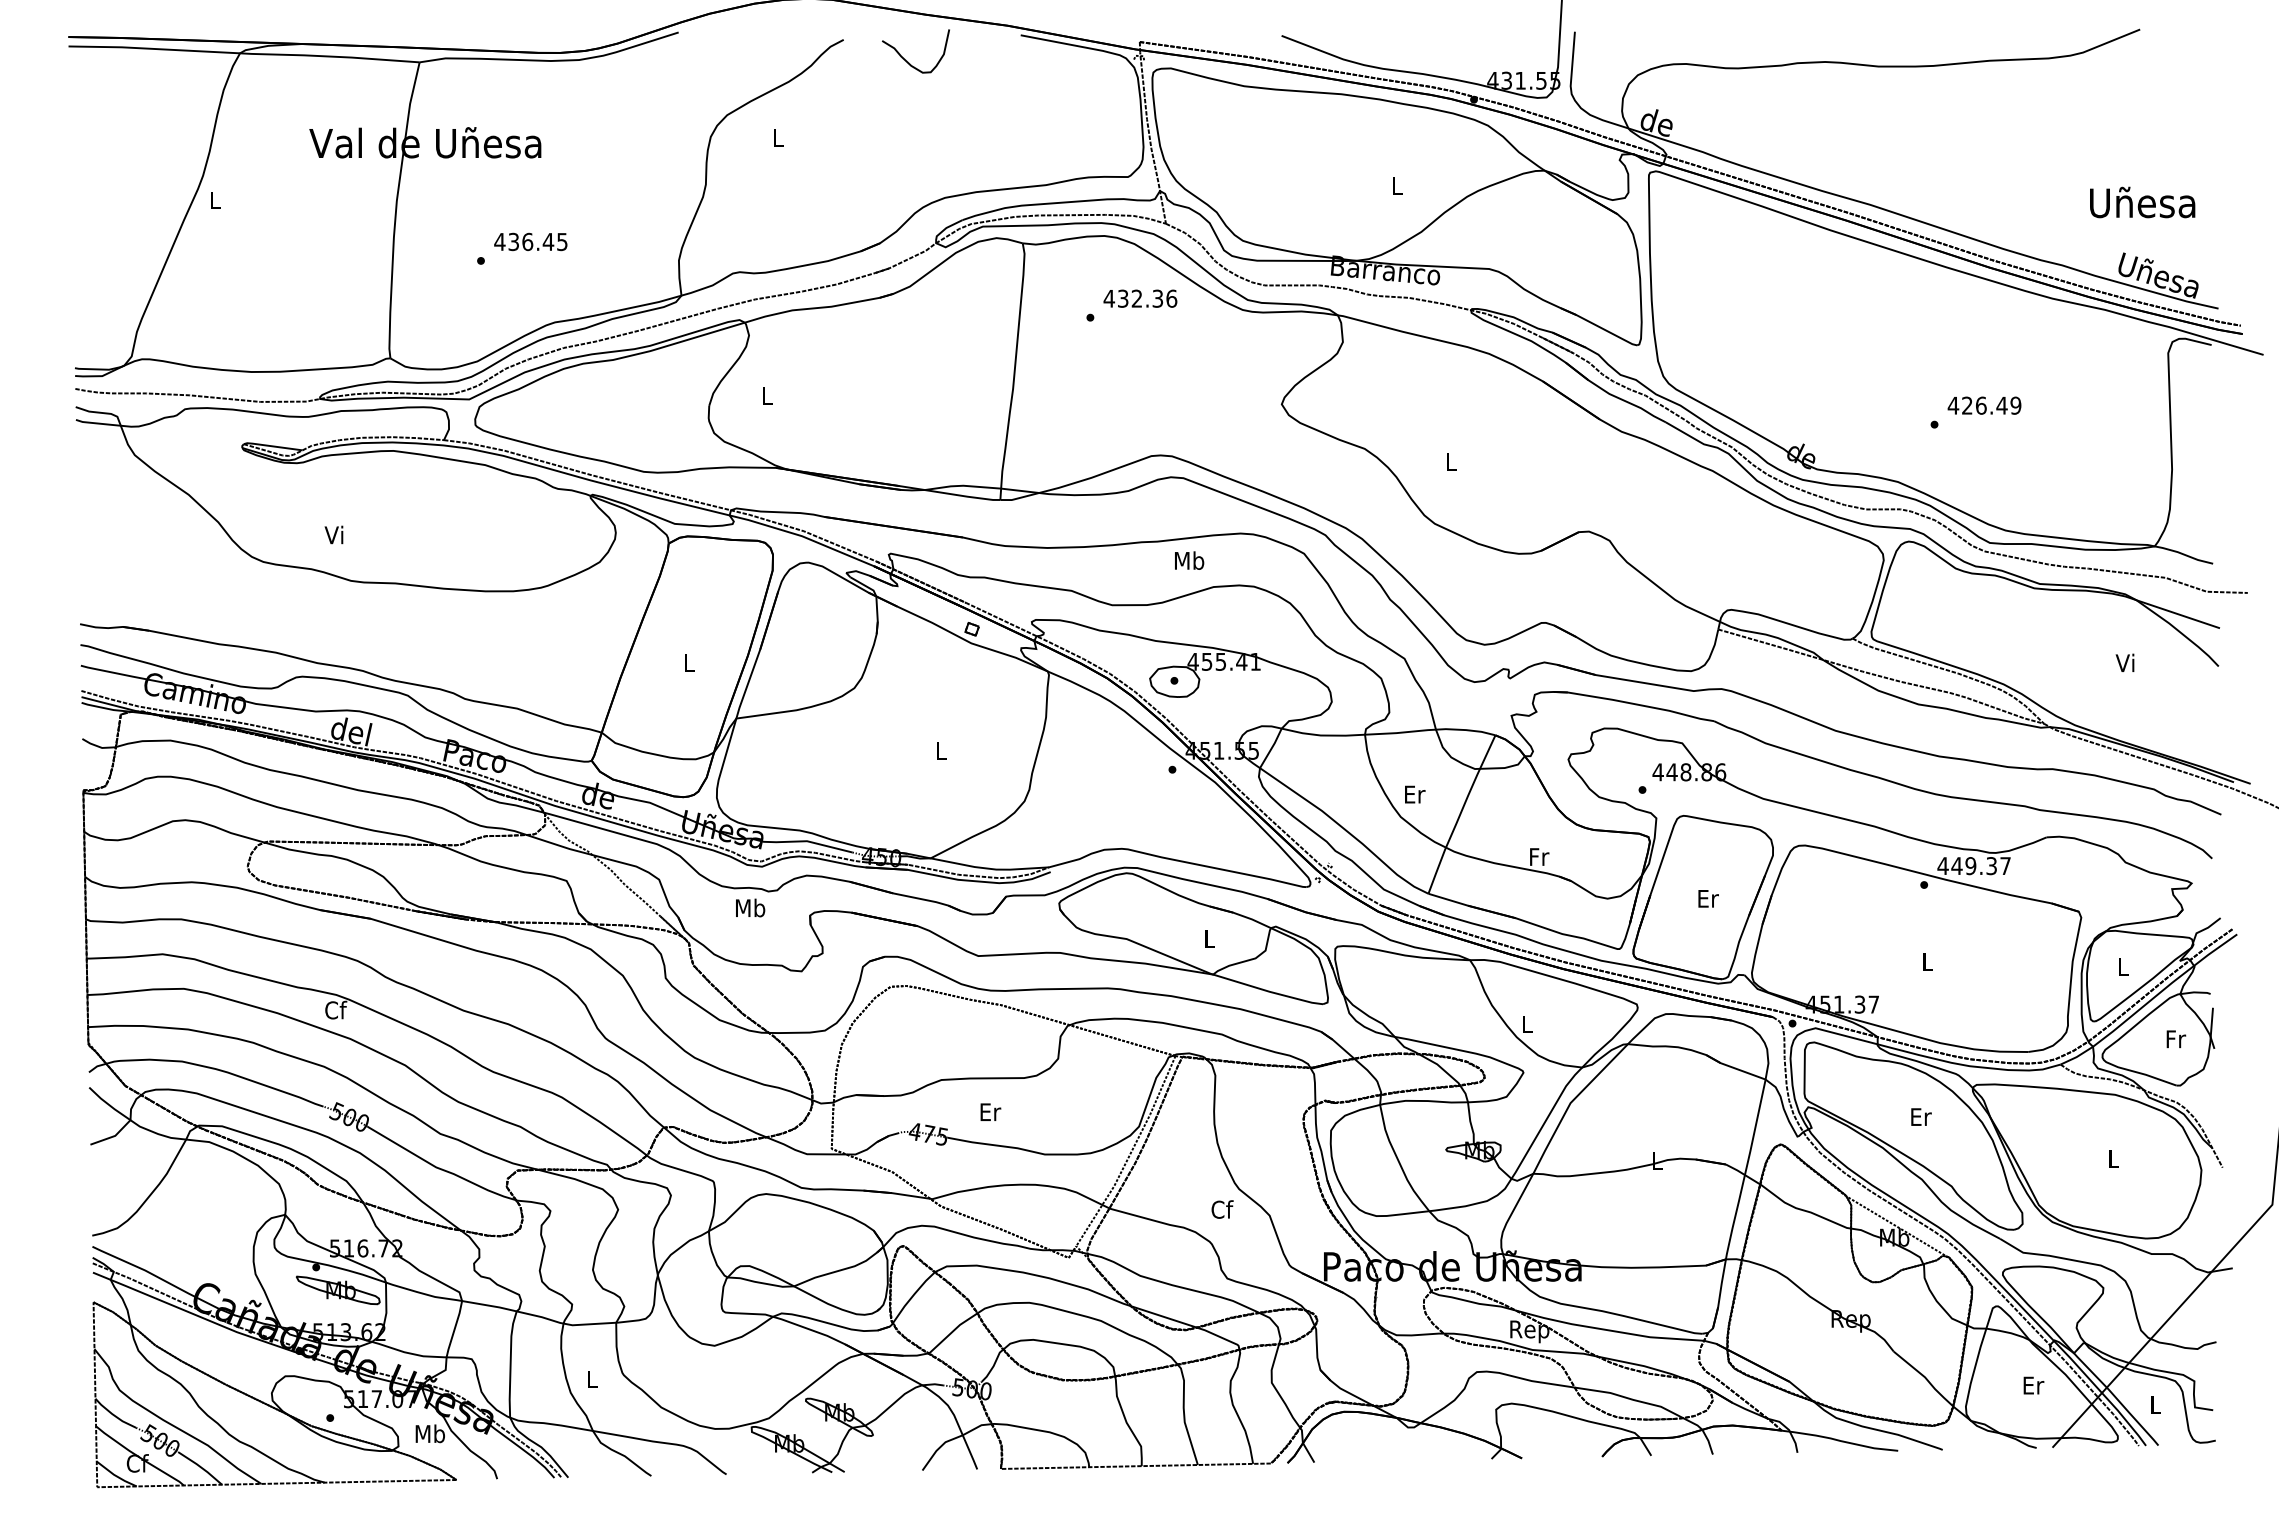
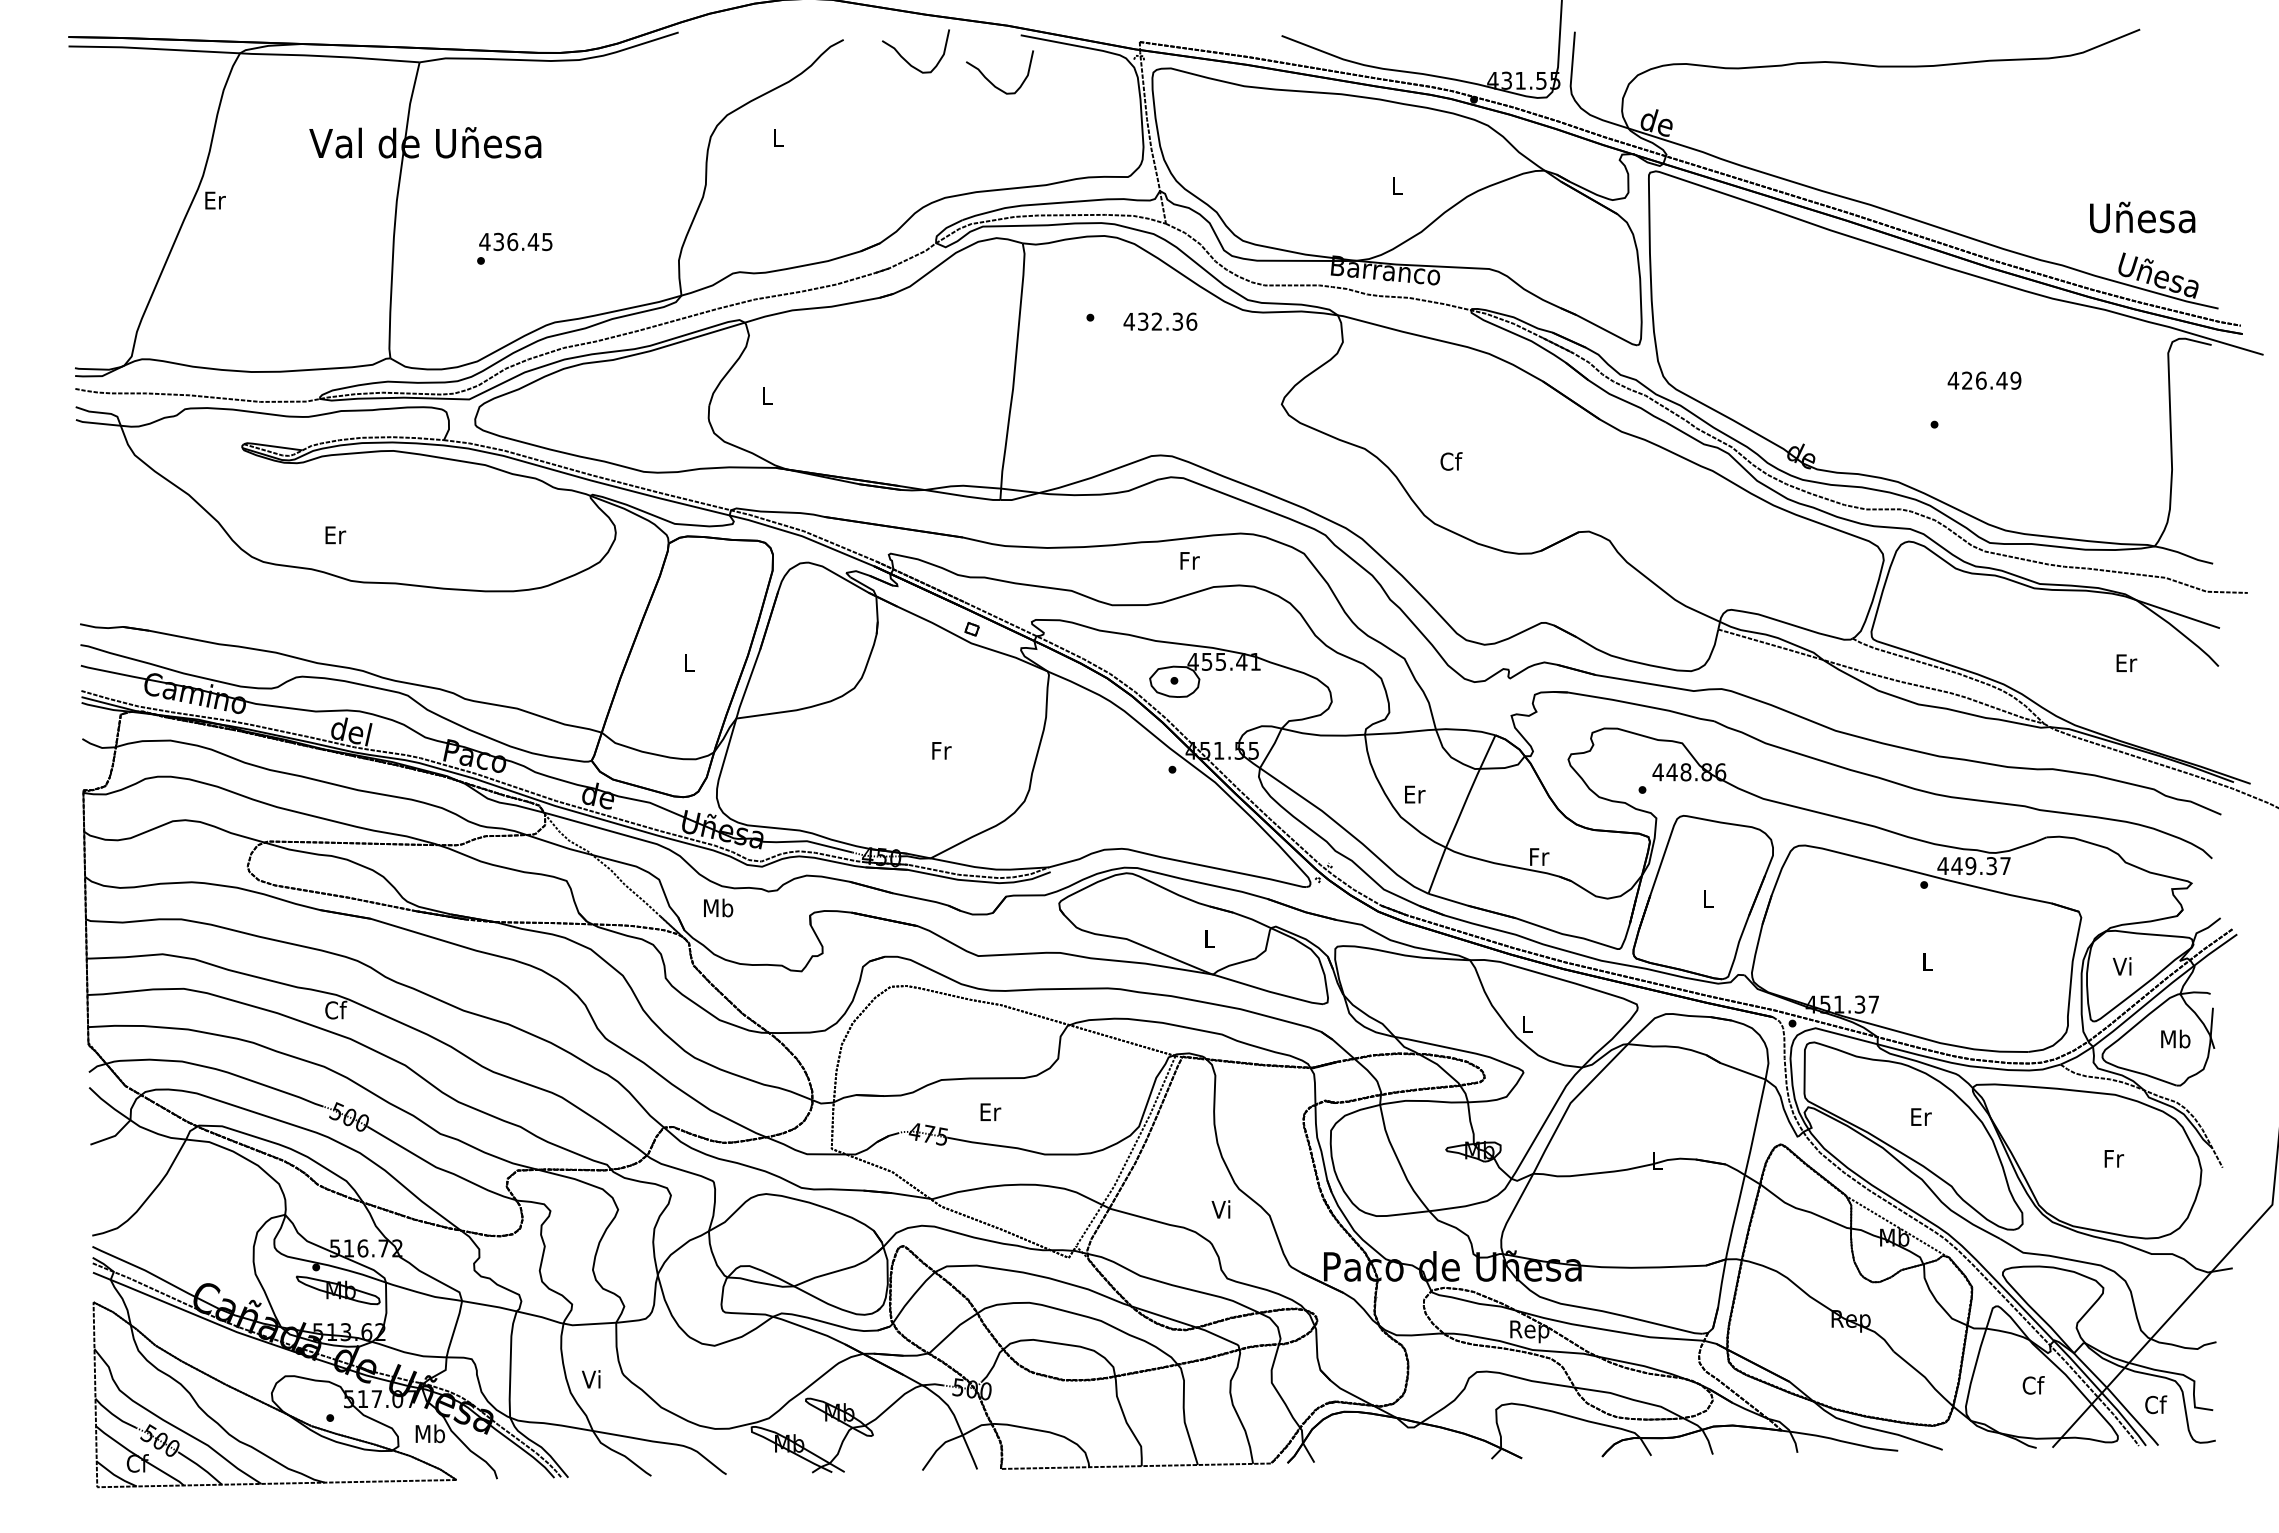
curve: none -> present (992, 82)
text: L -> Er (215, 200)
text position: (2142, 202) -> (2142, 217) (2142, 217)
text position: (530, 241) -> (515, 241) (515, 241)
text position: (1140, 298) -> (1160, 321) (1160, 321)
text position: (1984, 405) -> (1984, 380) (1984, 380)
text: L -> Cf (1451, 461)
text: Vi -> Er (335, 534)
text: Mb -> Fr (1189, 560)
text: Vi -> Er (2126, 662)
text: L -> Fr (941, 750)
text: Er -> L (1708, 898)
text position: (750, 907) -> (718, 907) (718, 907)
text: L -> Vi (2121, 966)
text: Fr -> Mb (2175, 1038)
text: L -> Fr (2114, 1158)
text: Cf -> Vi (1222, 1209)
text: L -> Vi (591, 1379)
text: Er -> Cf (2033, 1385)
text: L -> Cf (2156, 1404)
